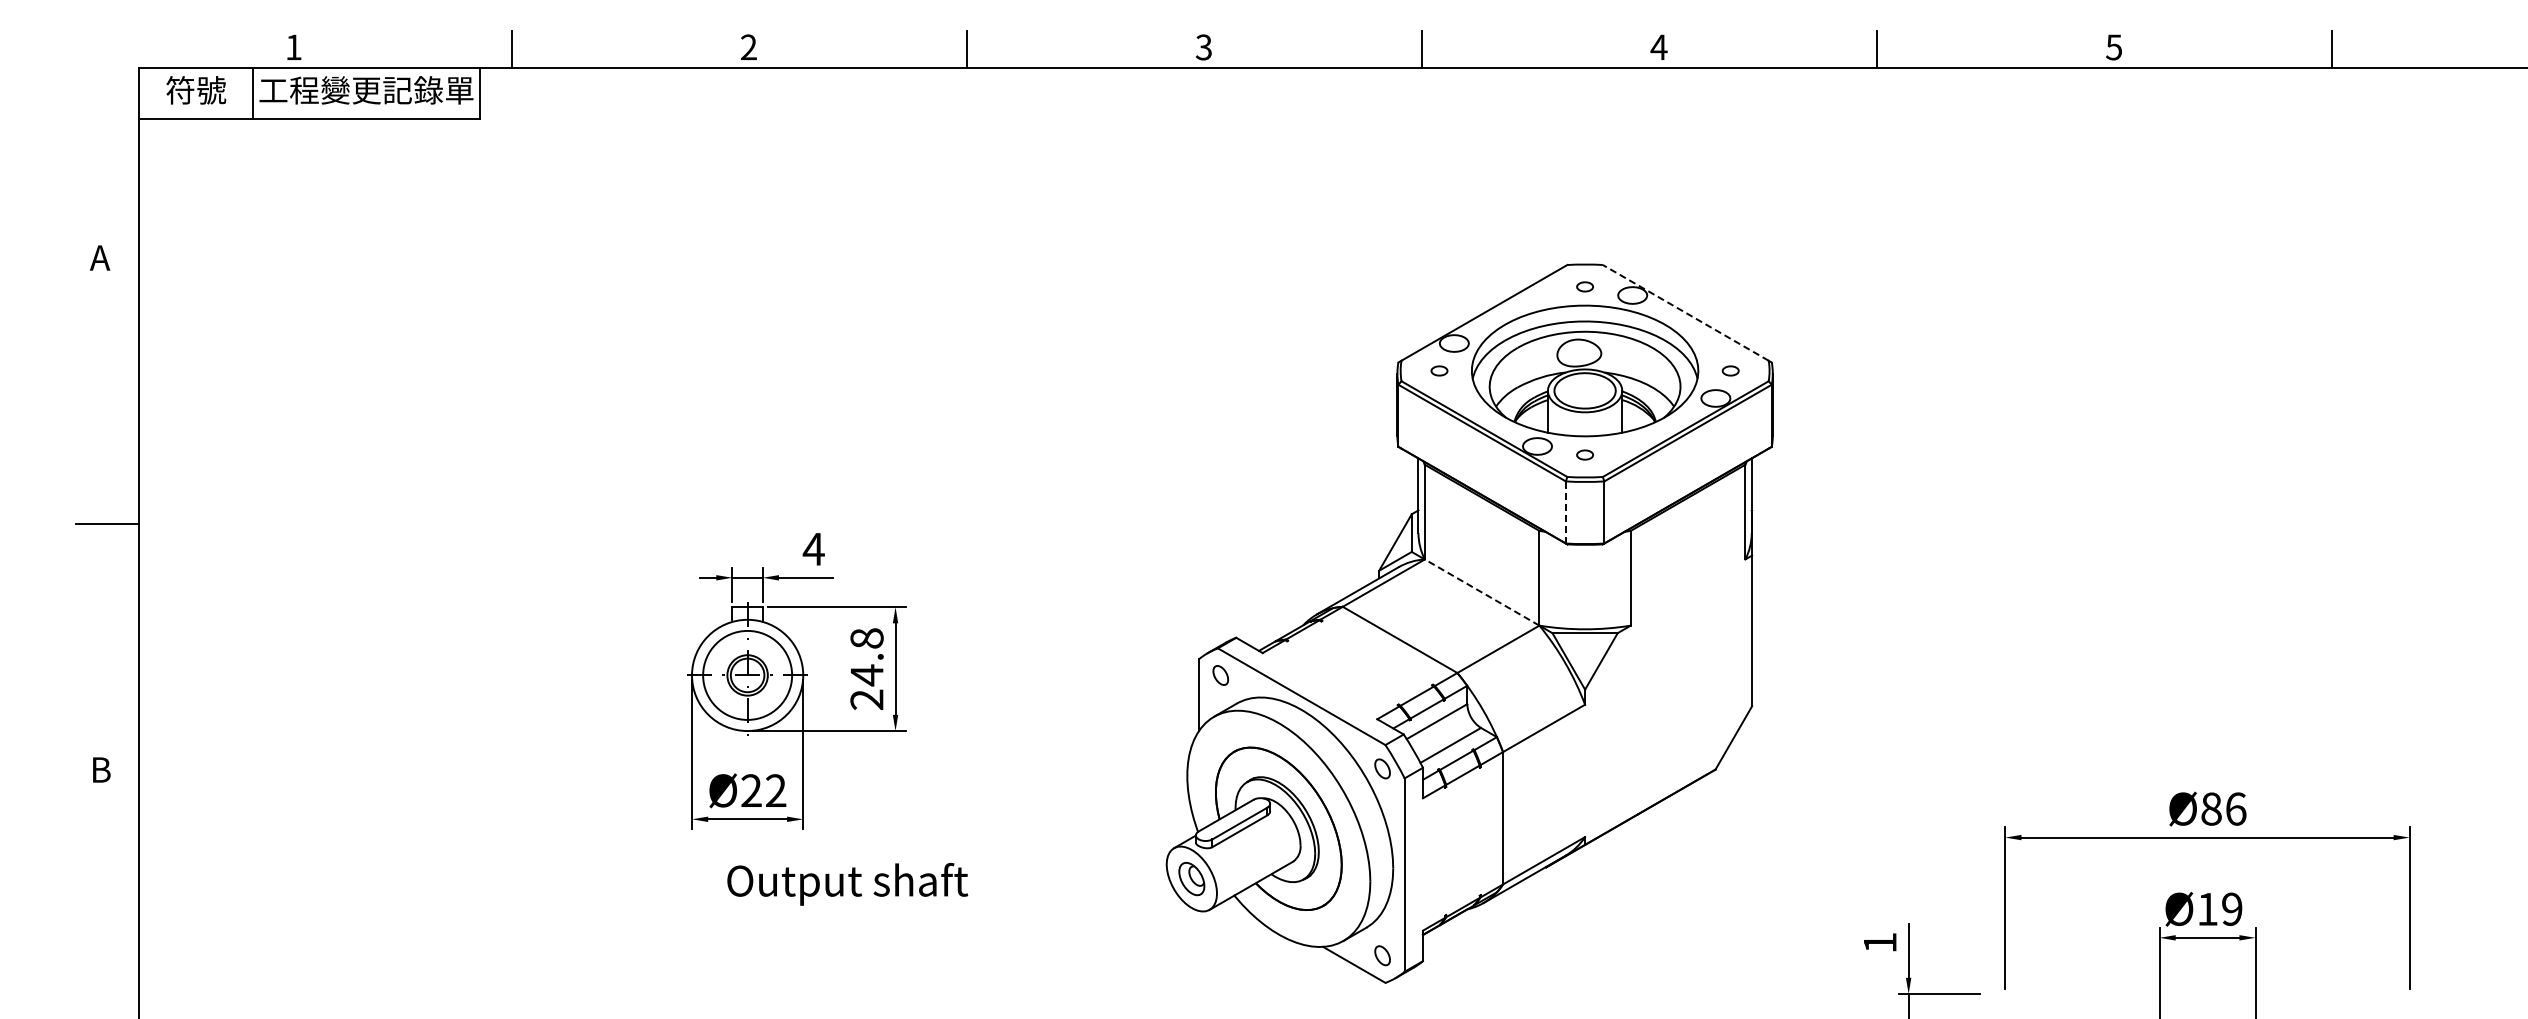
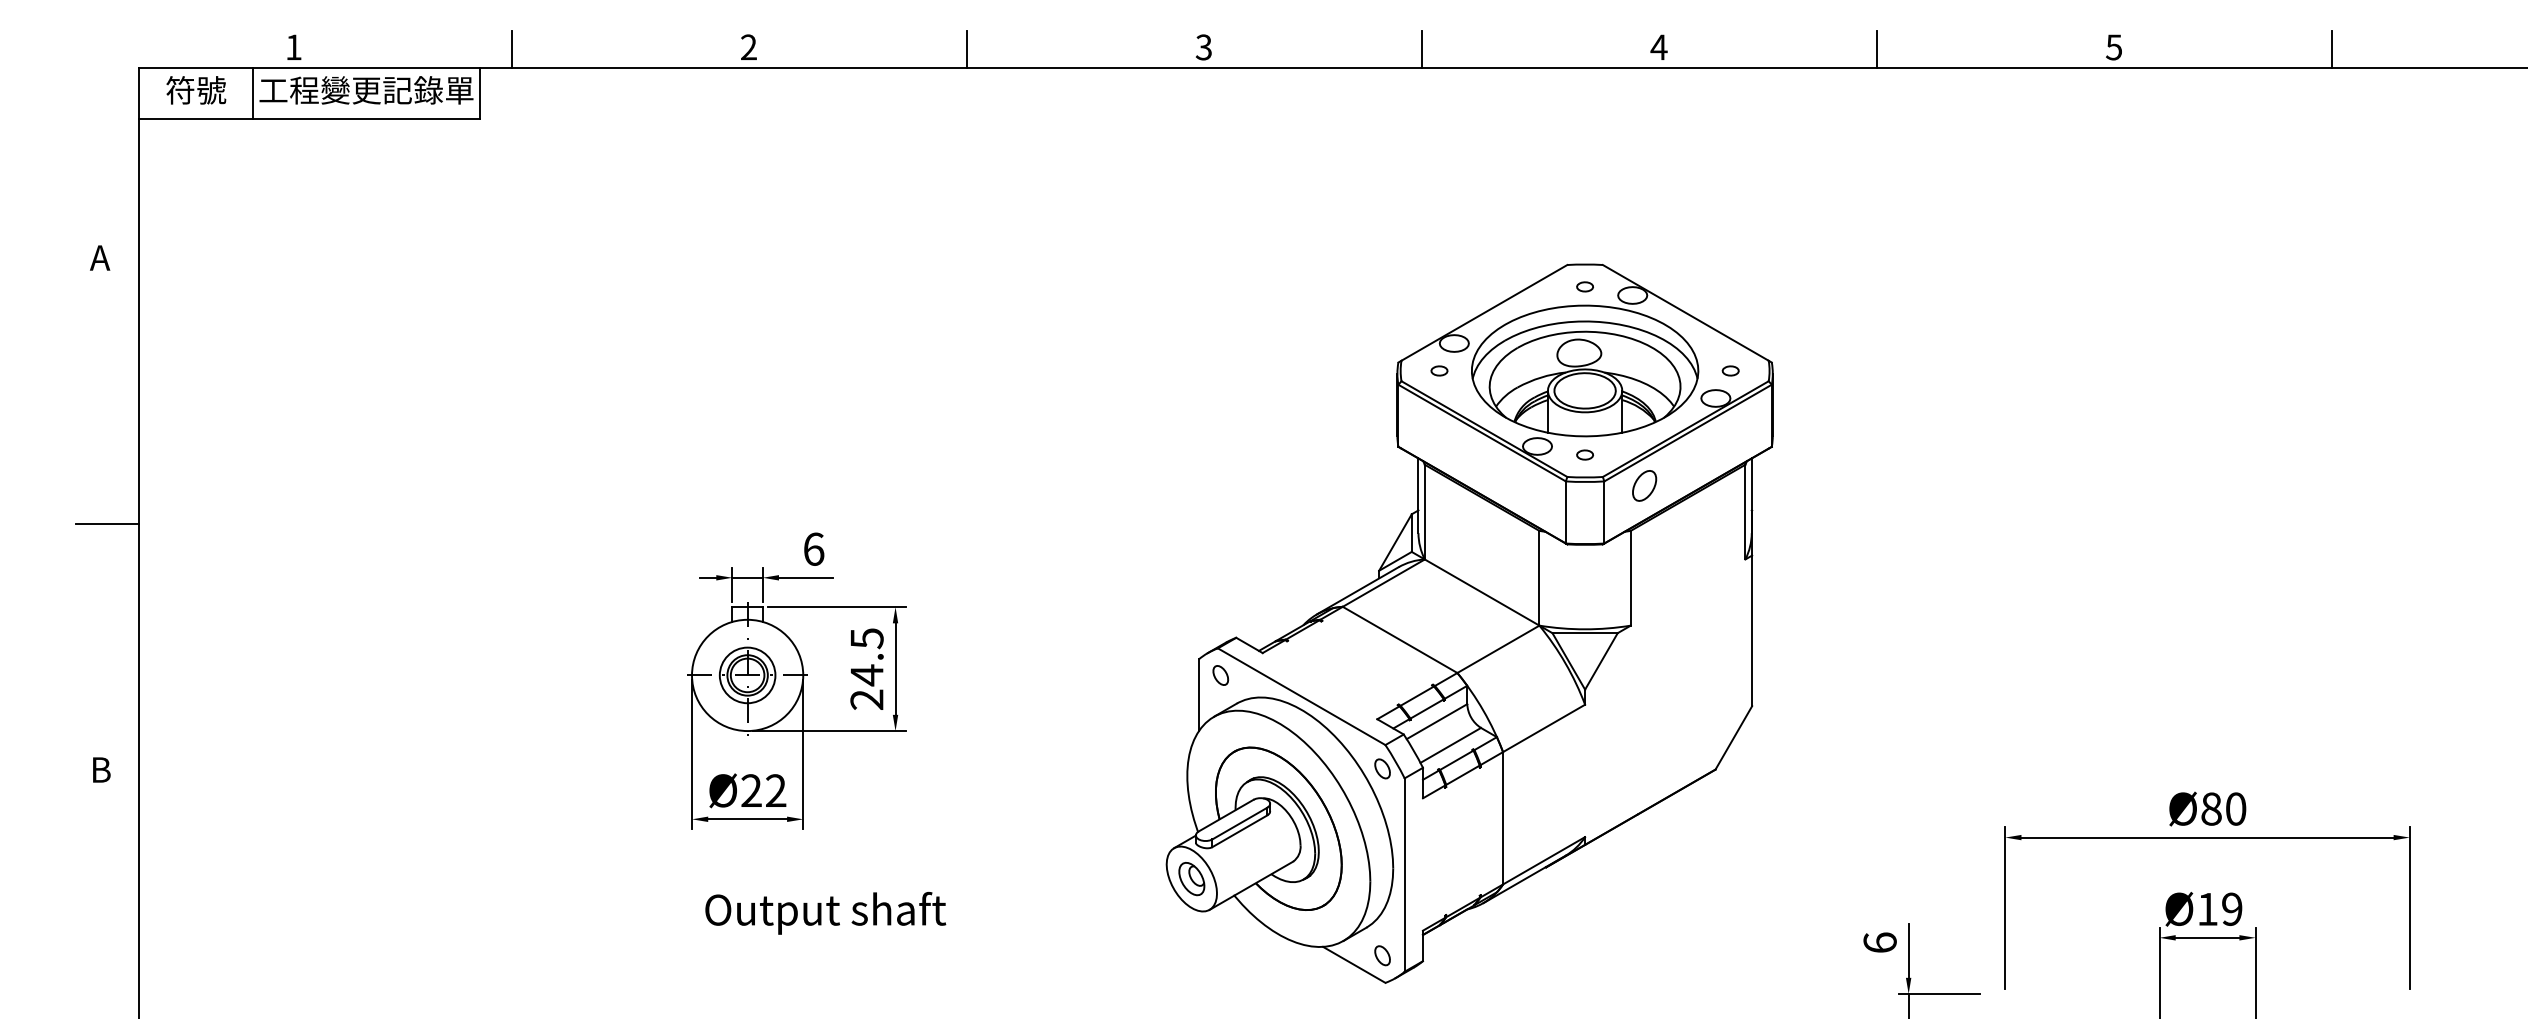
line: dashed -> solid (1685, 312)
part: none -> present (1644, 485)
line: dashed -> solid (1565, 511)
text: 4 -> 6 (813, 548)
line: dashed -> solid (1481, 592)
text: 24.8 -> 24.5 (866, 638)
circle diameter: 89 px -> 56 px (747, 675)
text: Ø86 -> Ø80 (2236, 808)
text position: (847, 884) -> (825, 913) (825, 913)
text: 1 -> 6 (1879, 942)
